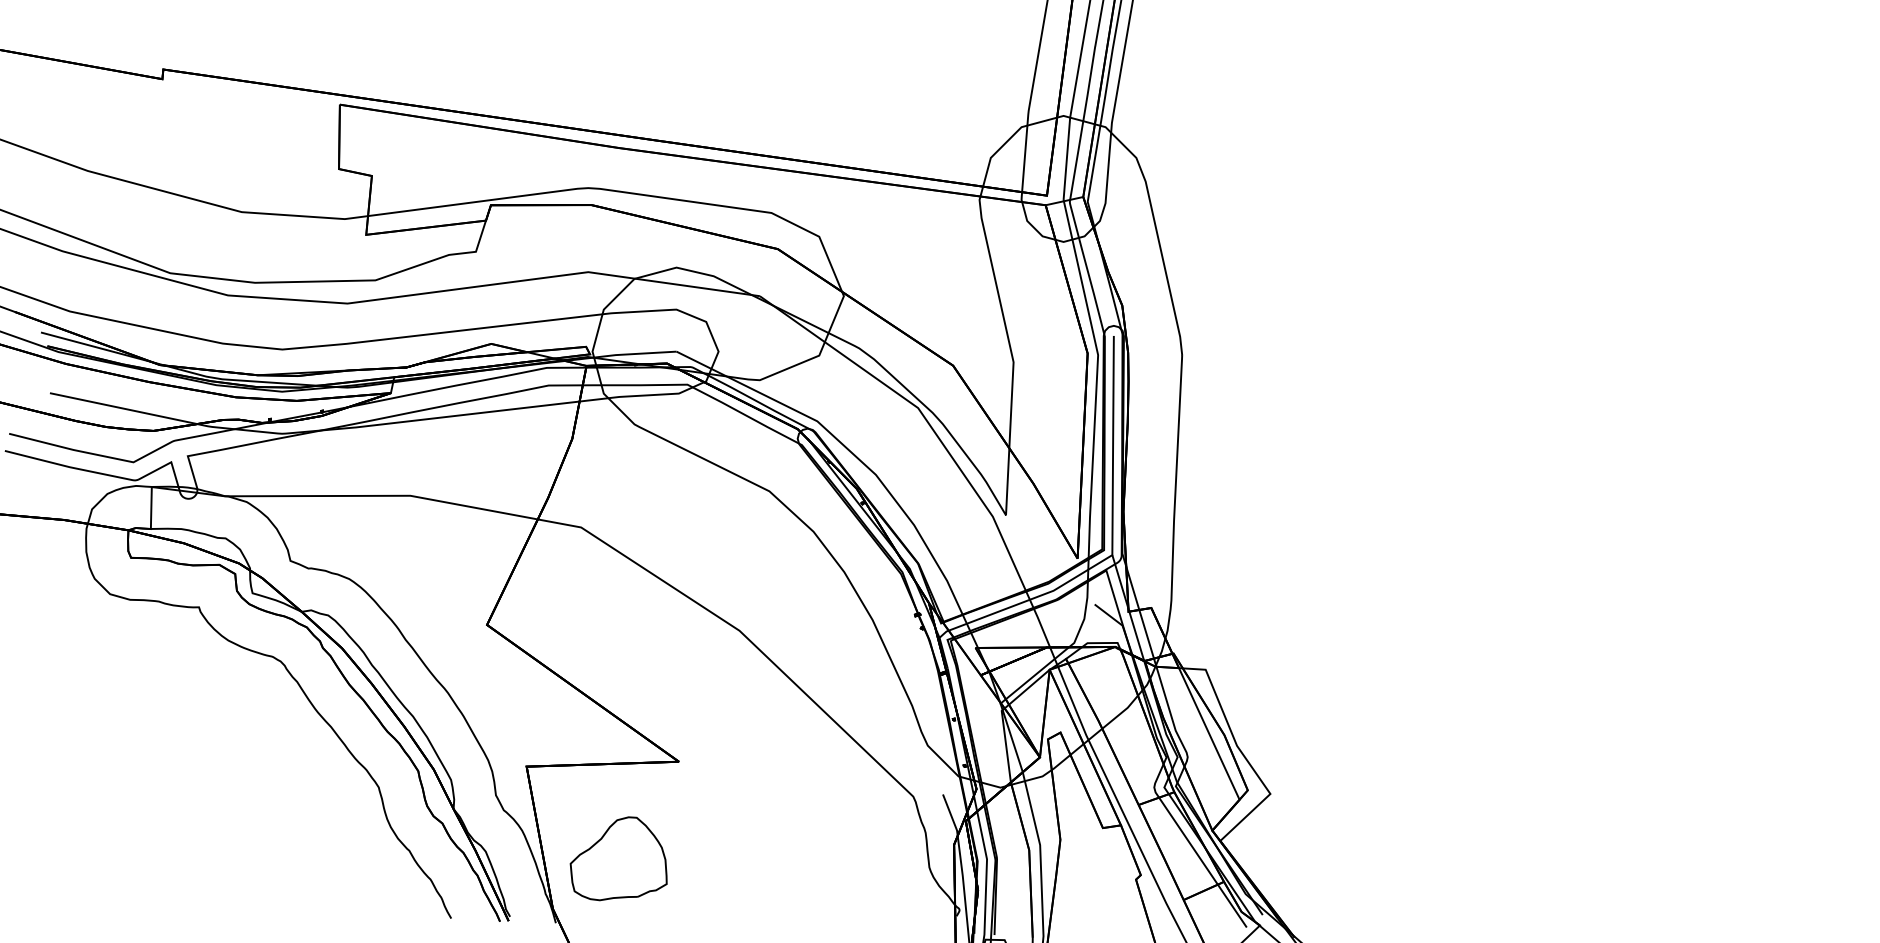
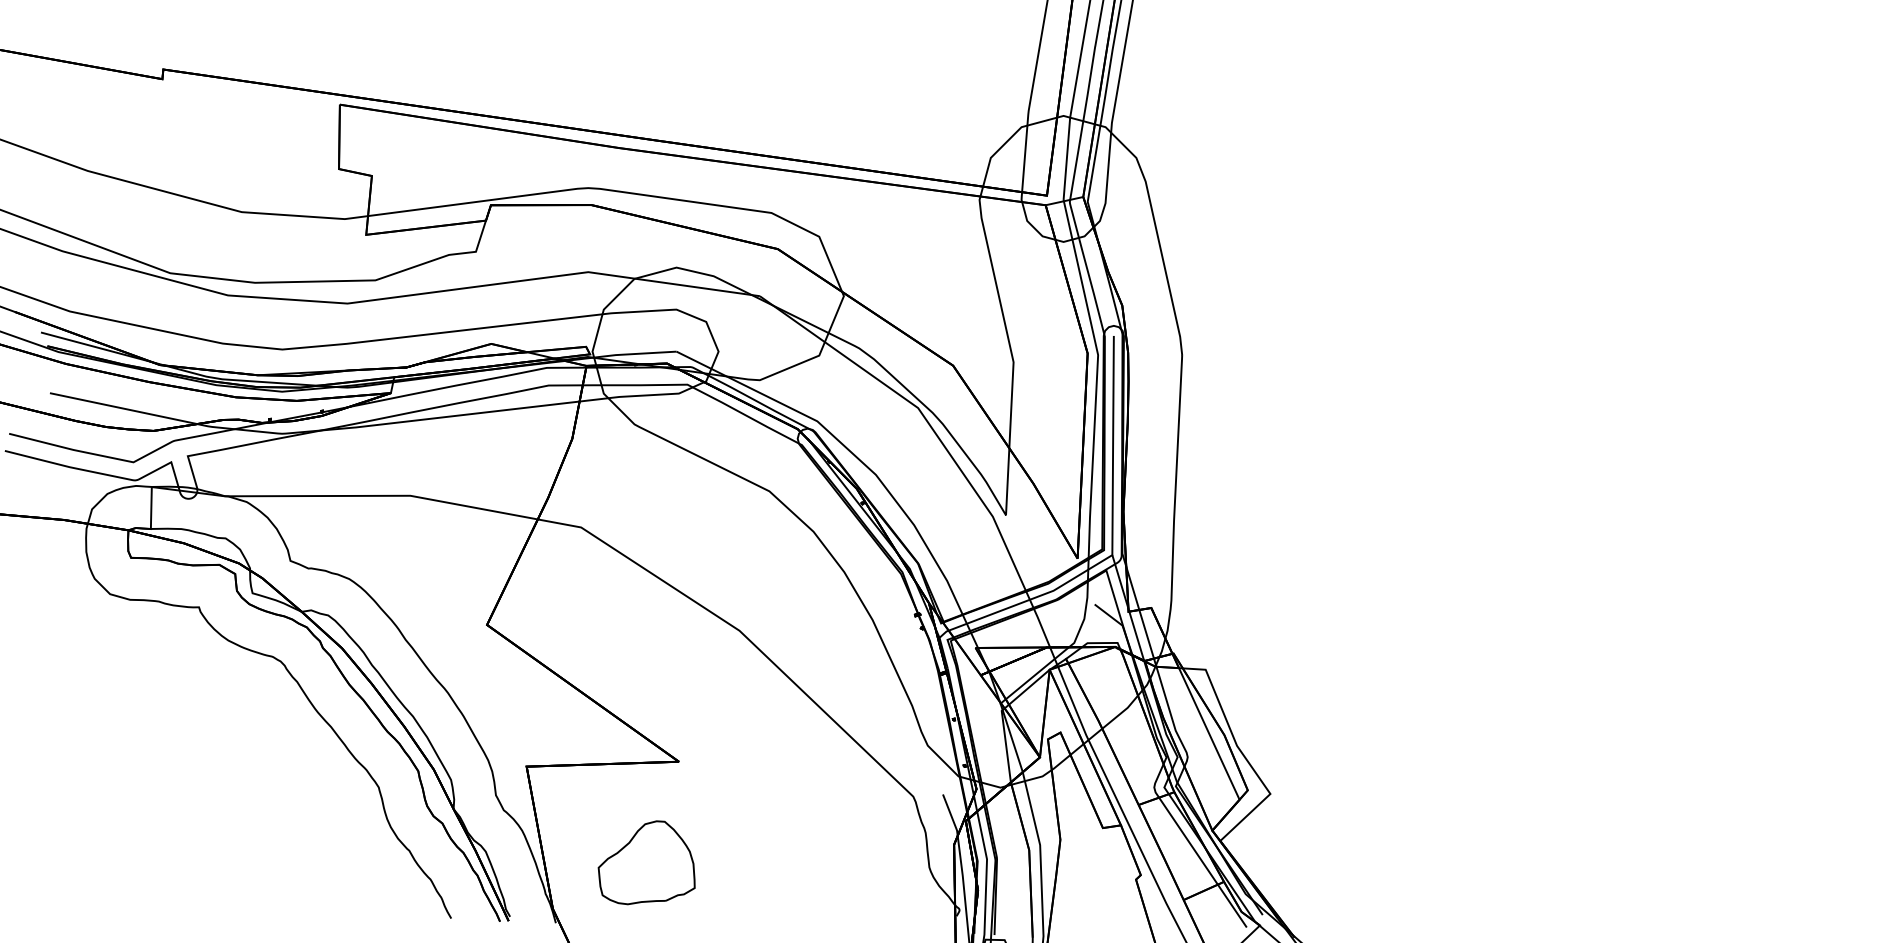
part position: (618, 858) -> (646, 862) (646, 862)
